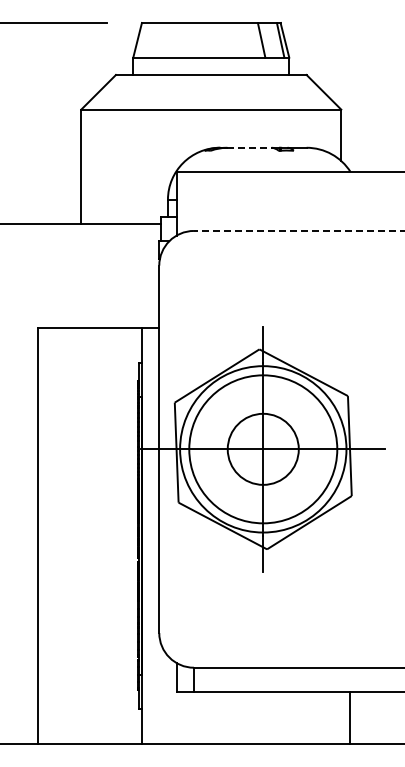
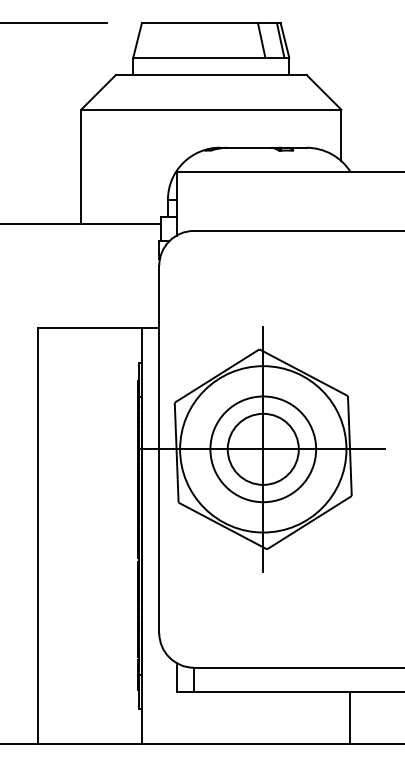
line: dashed -> solid (249, 147)
line: dashed -> solid (298, 230)
circle diameter: 148 px -> 106 px (263, 449)
